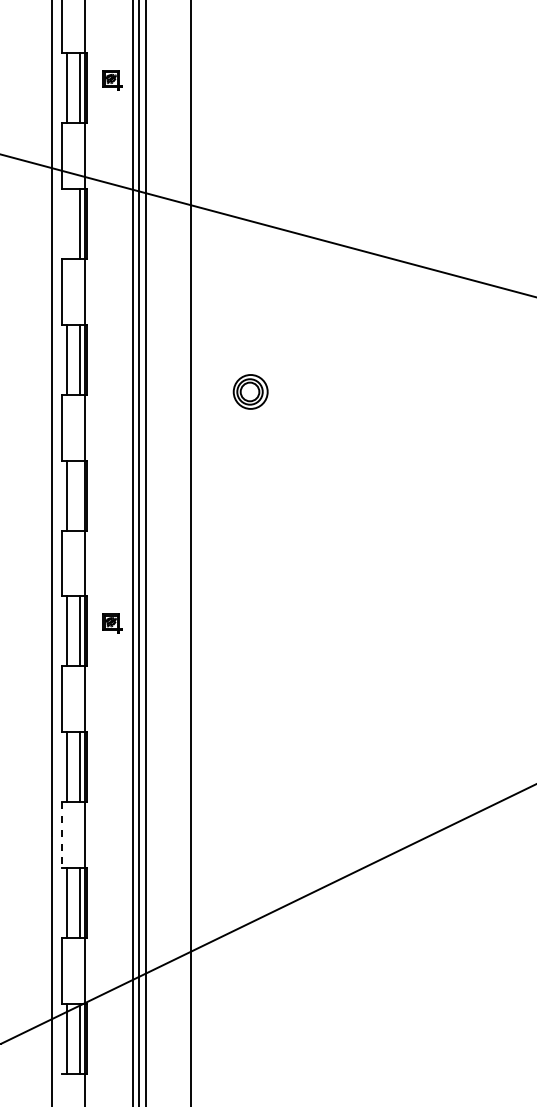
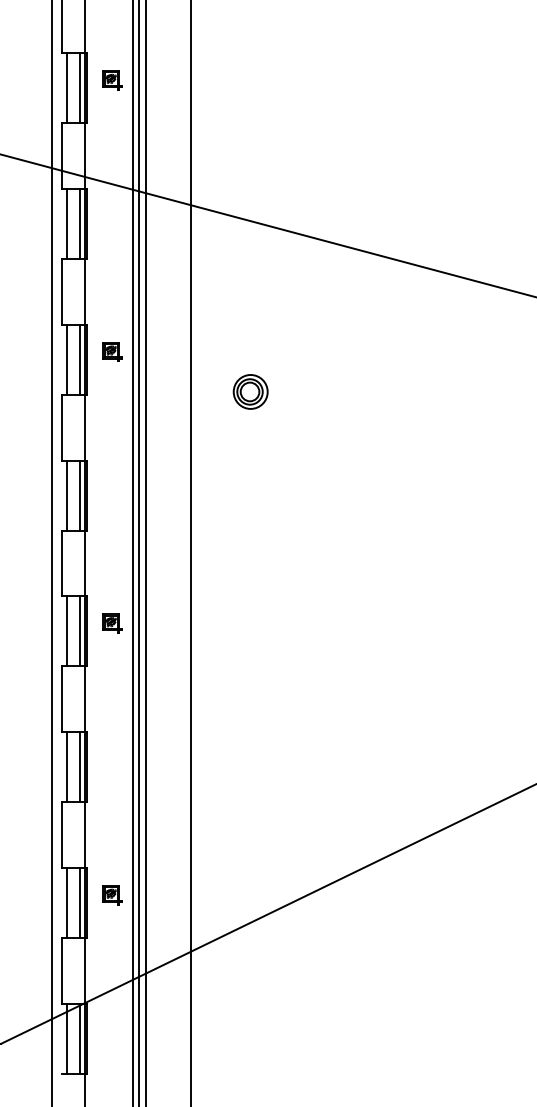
line: none -> present (66, 223)
part: none -> present (112, 351)
line: none -> present (79, 495)
line: dashed -> solid (61, 835)
part: none -> present (112, 895)
